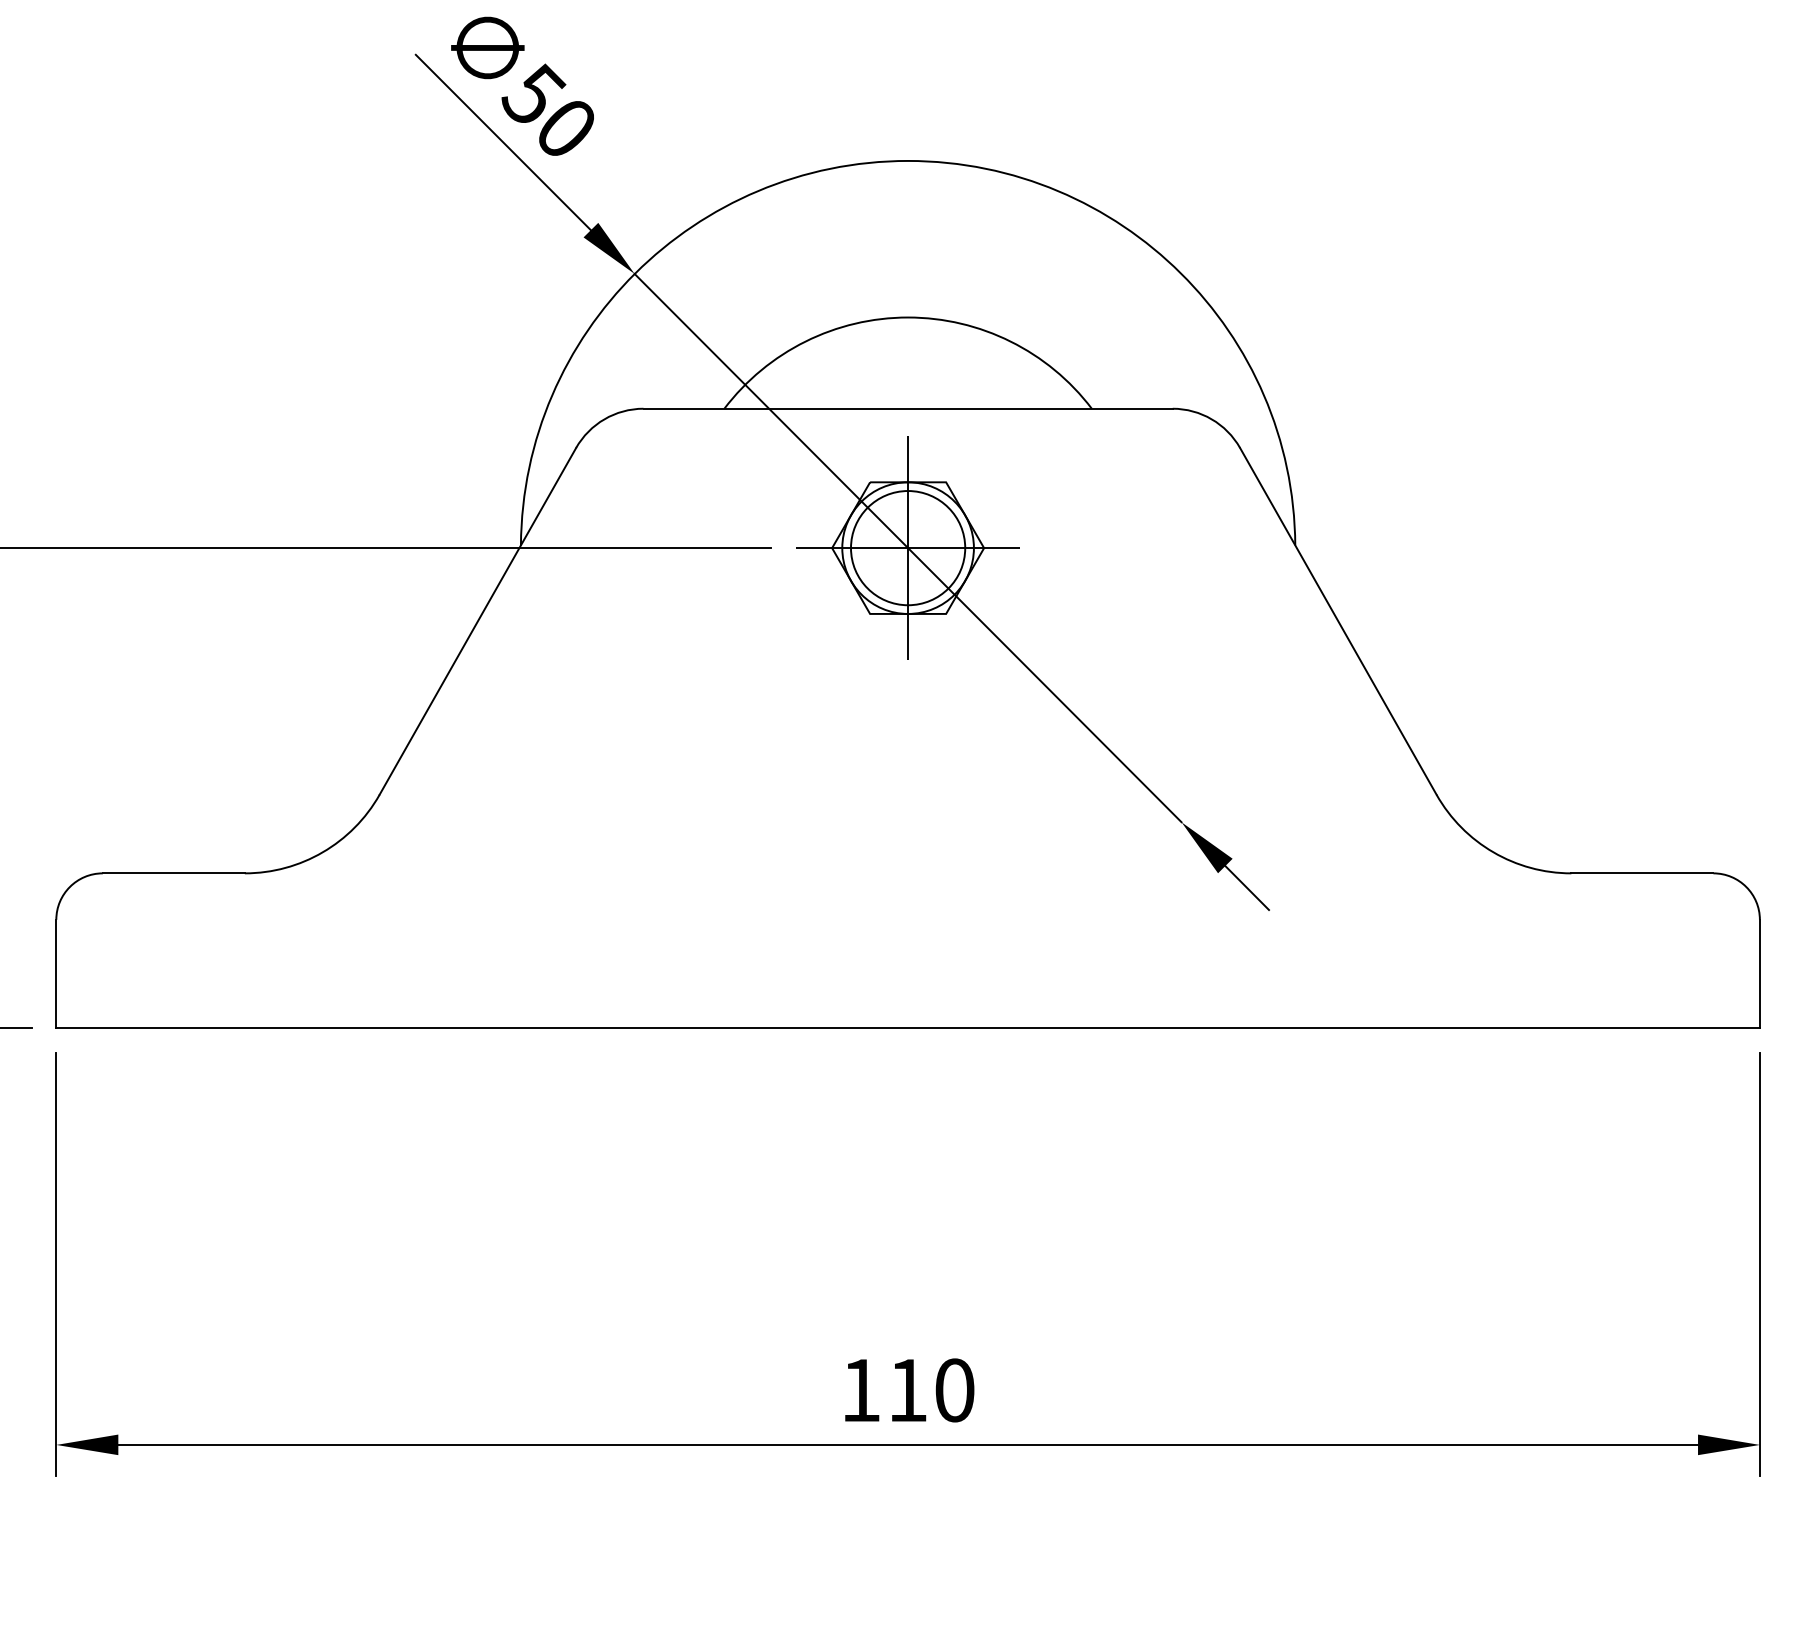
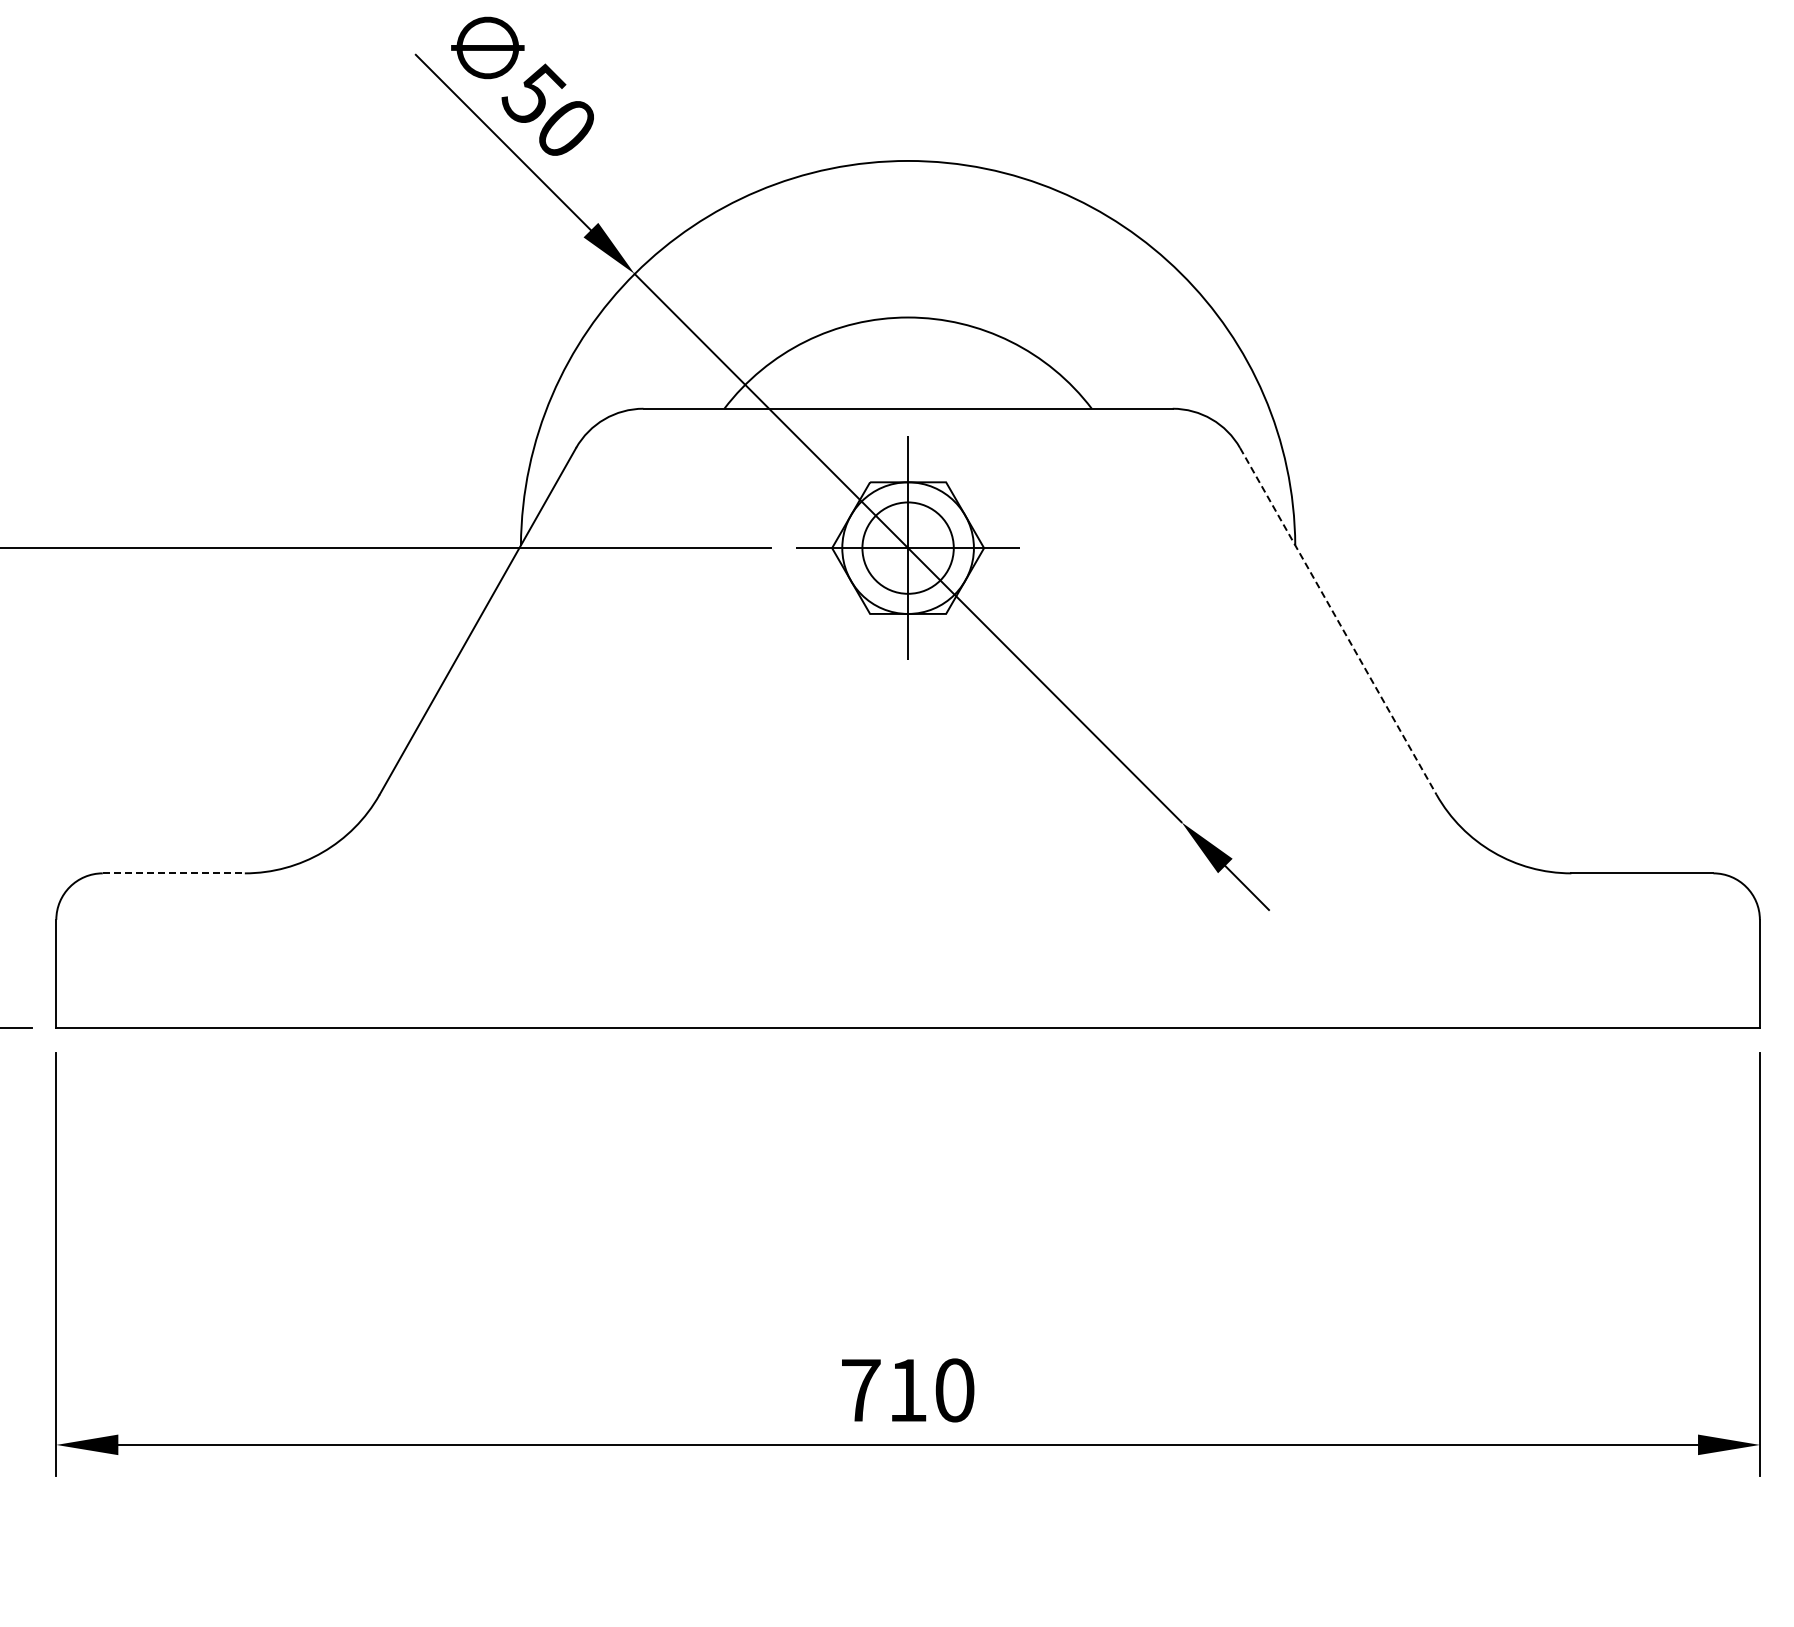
circle diameter: 114 px -> 91 px (907, 547)
line: solid -> dashed (1338, 621)
line: solid -> dashed (174, 873)
text: 110 -> 710 (861, 1390)
